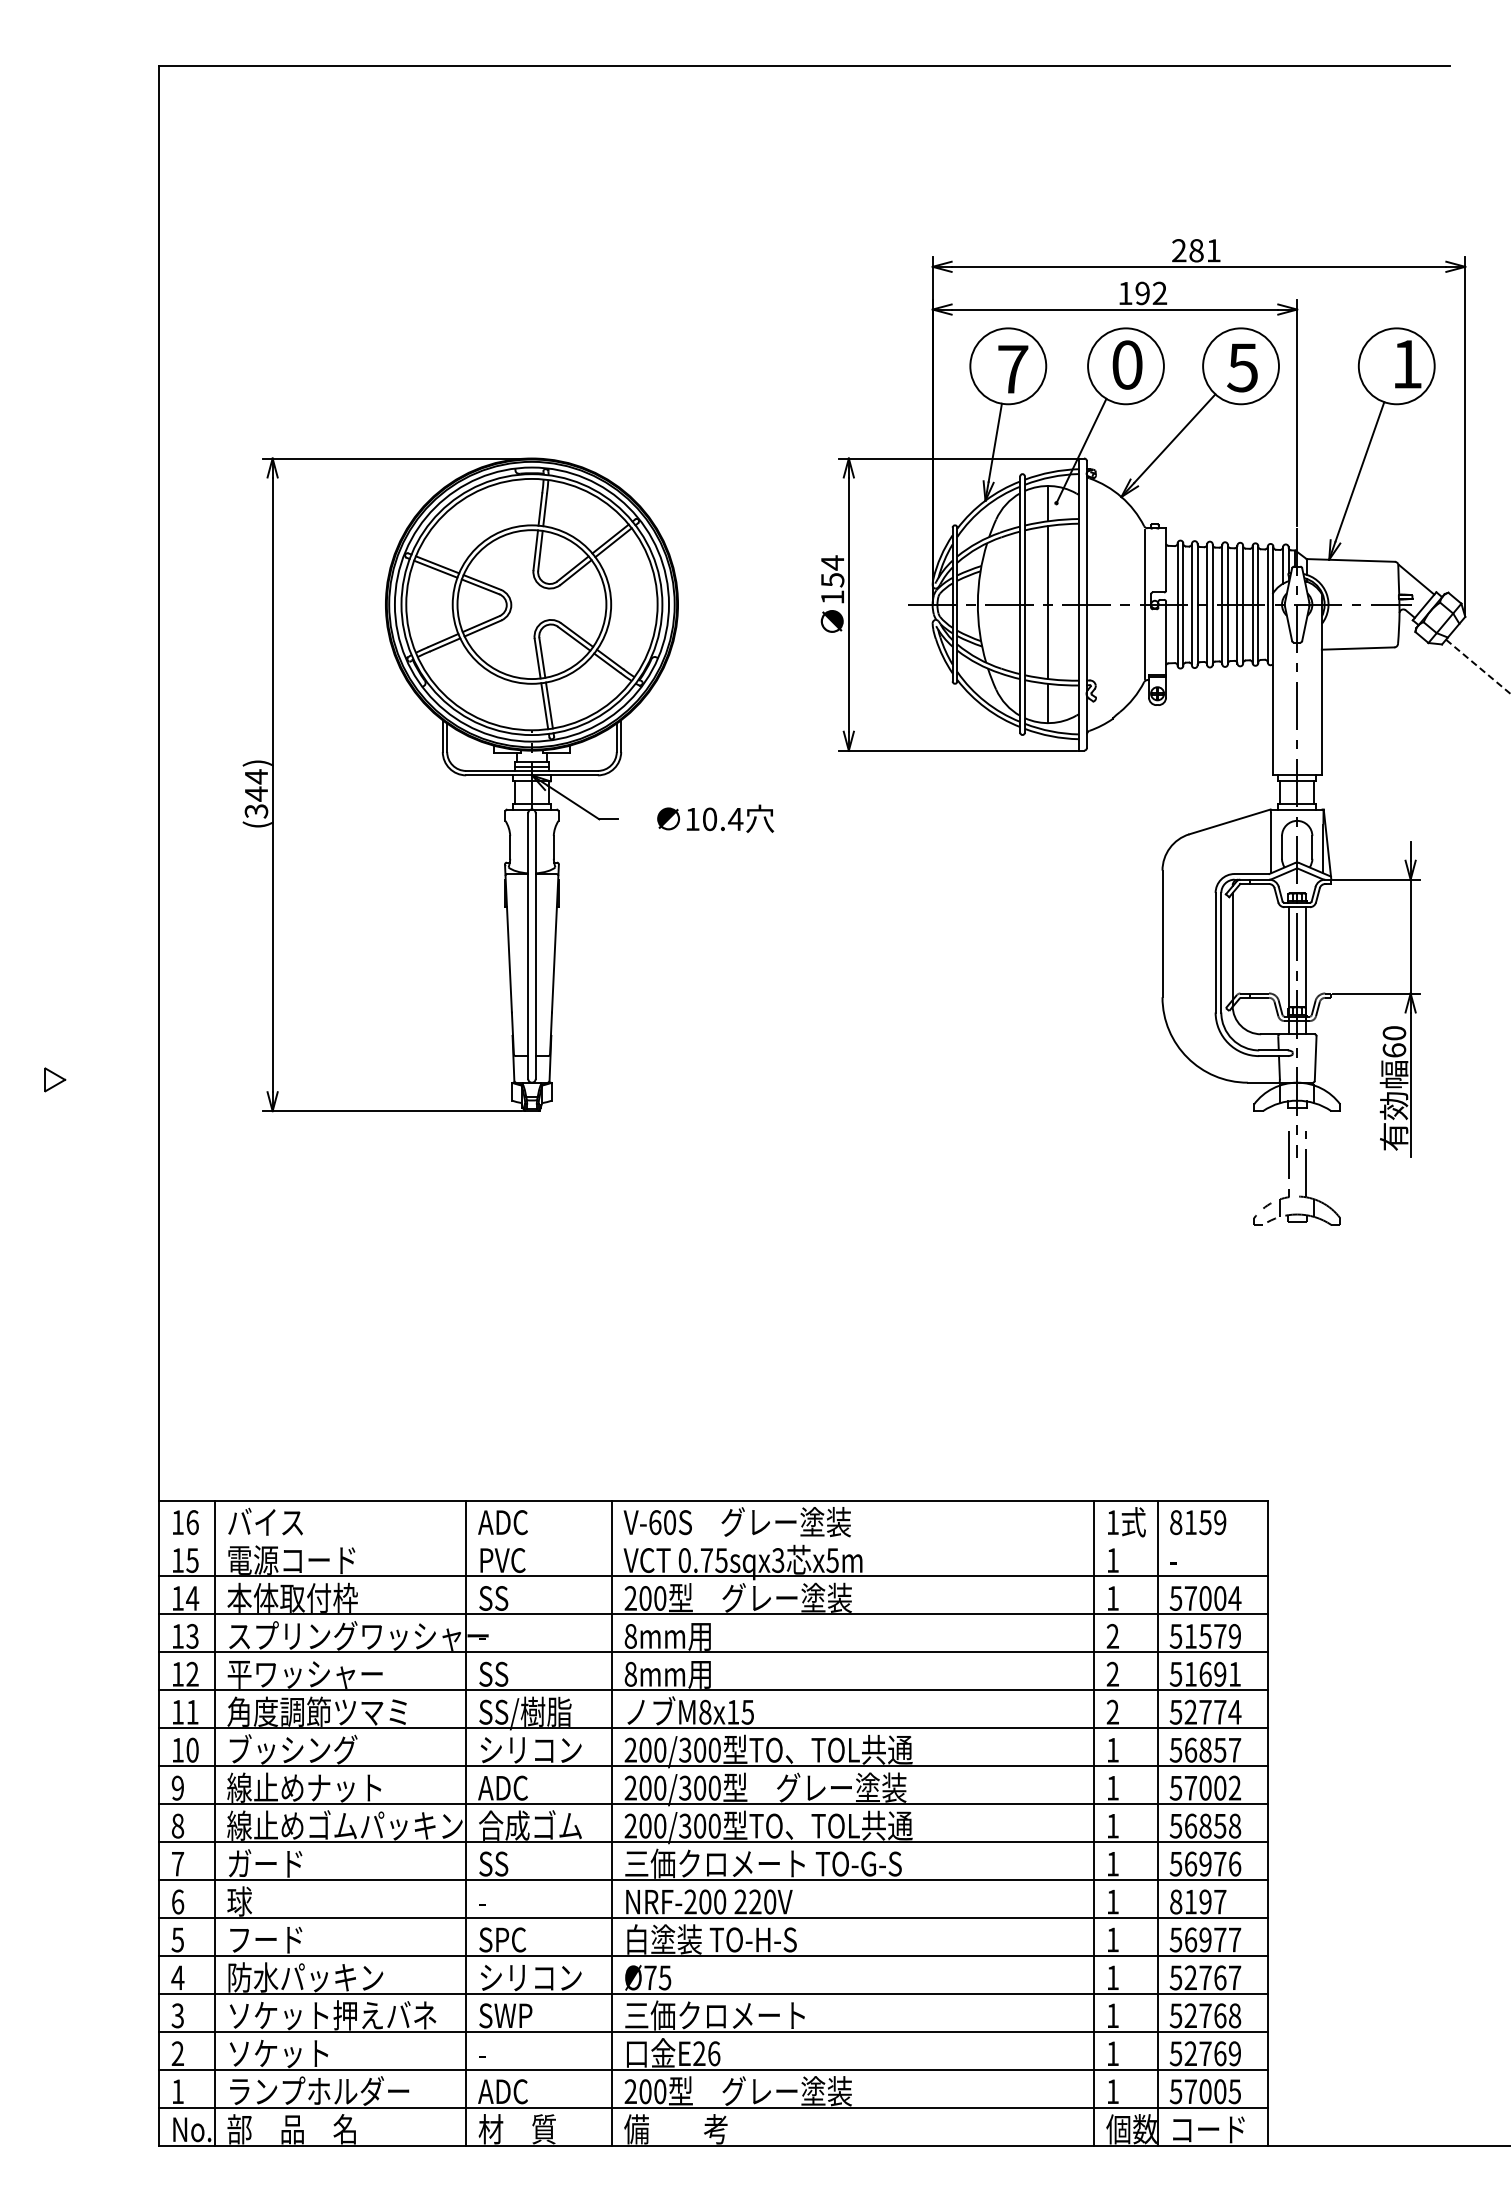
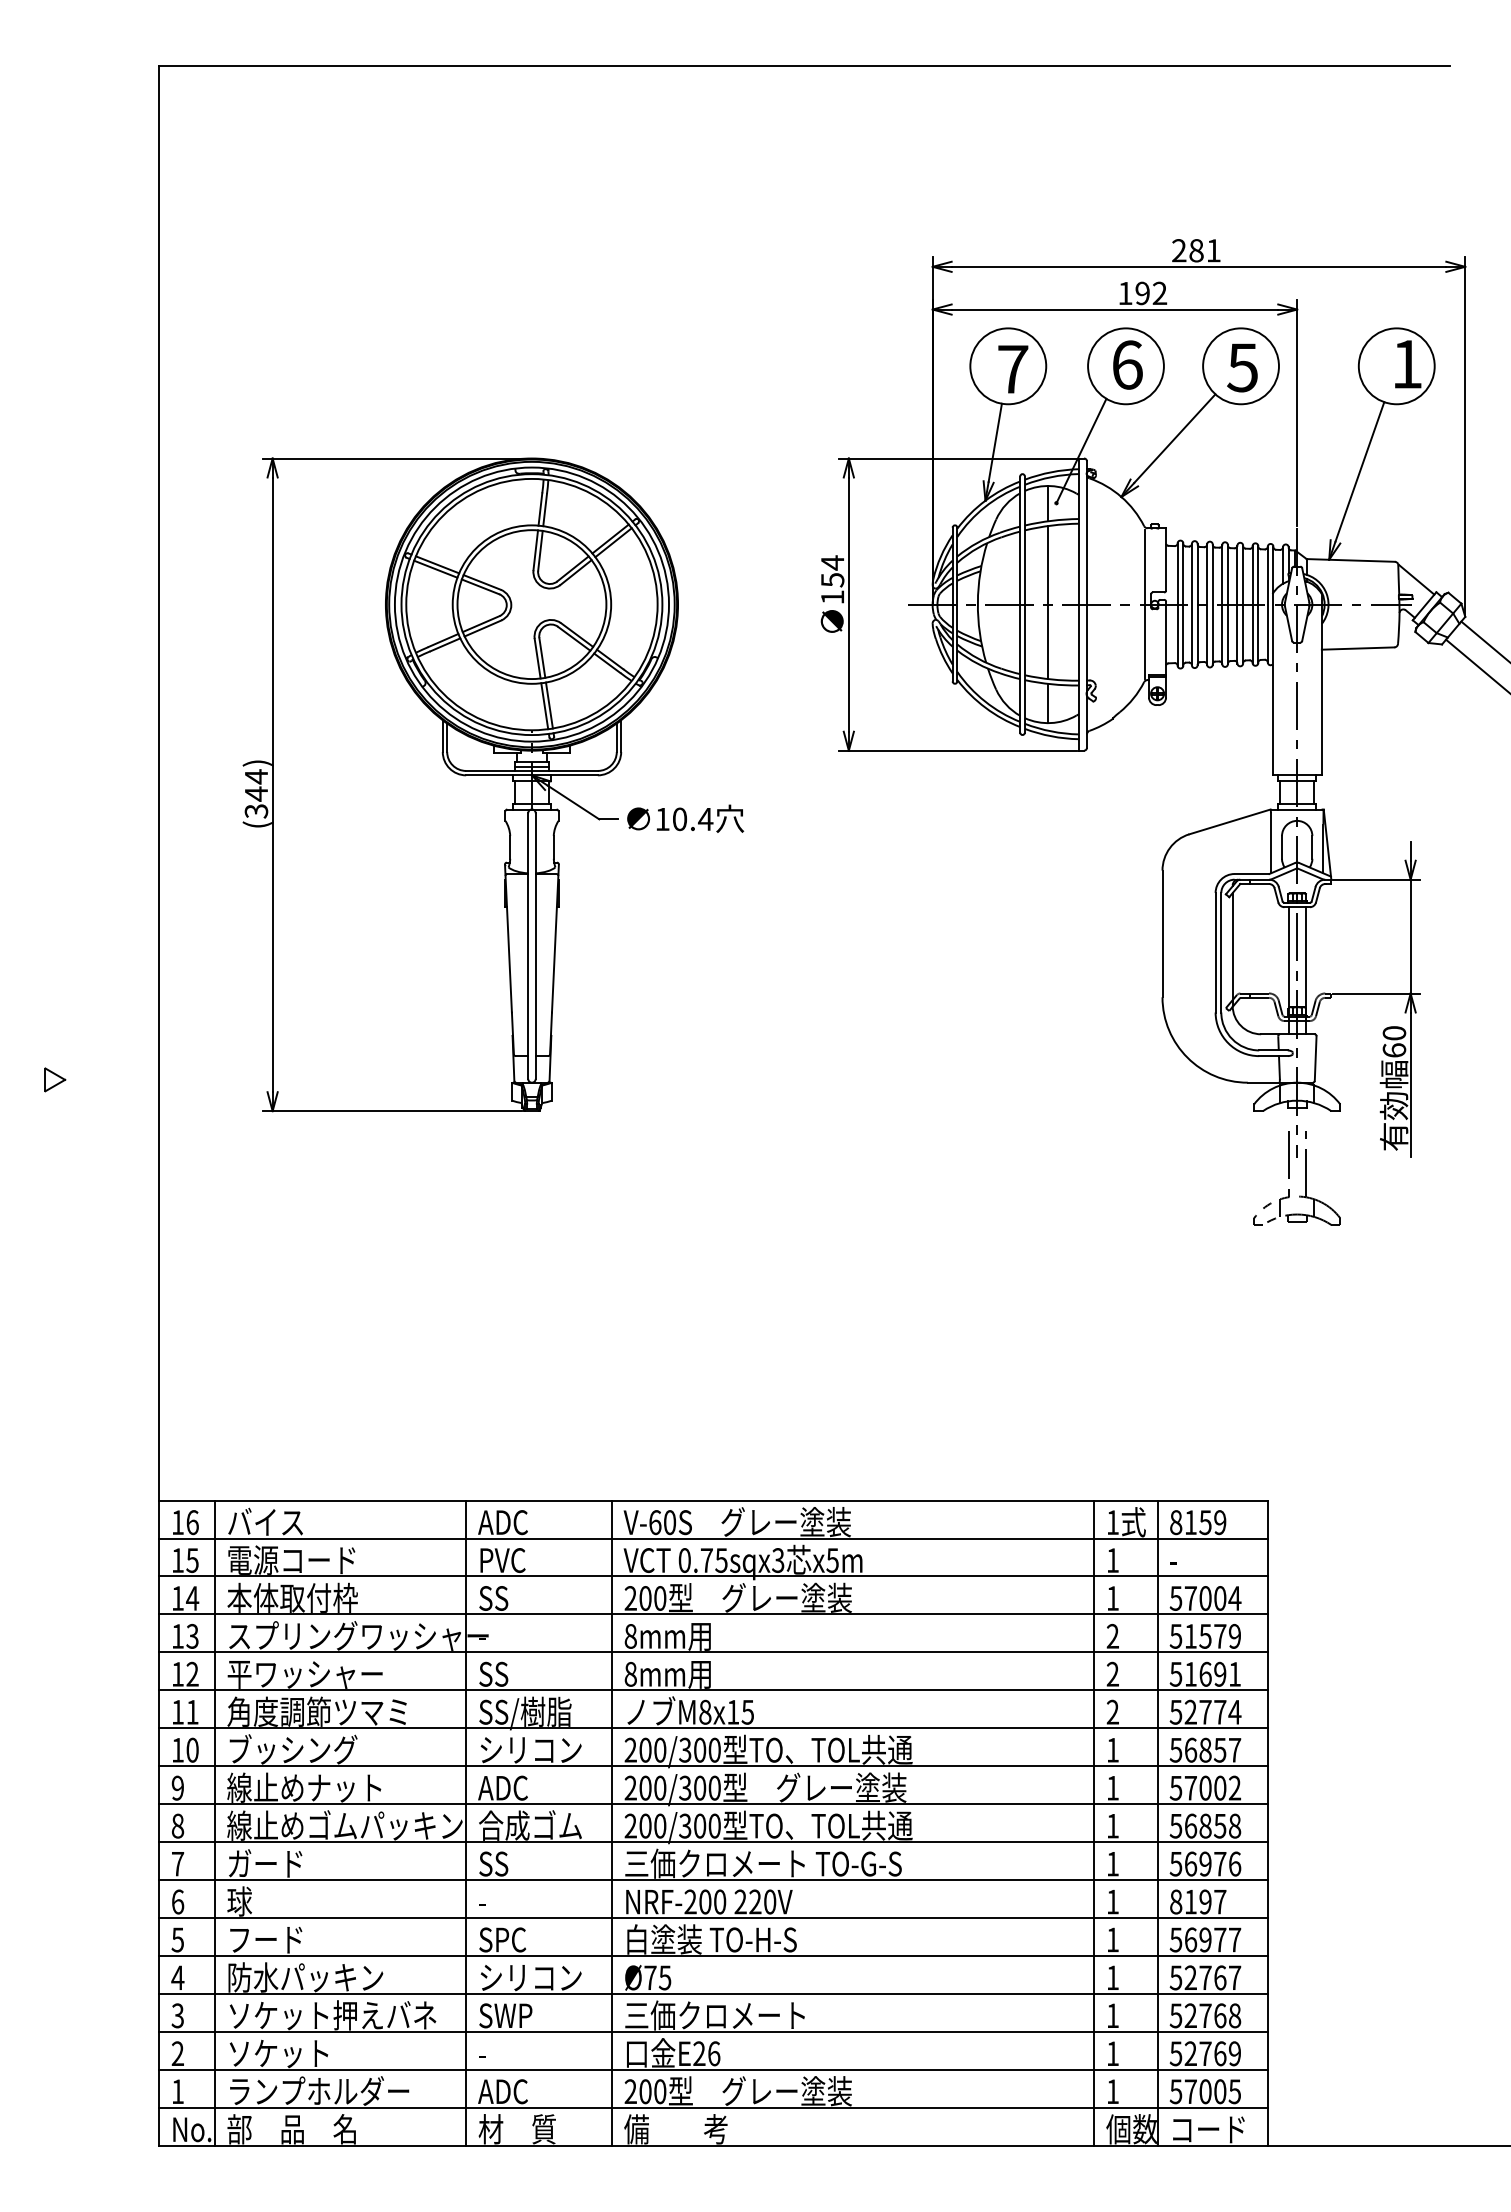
text: 0 -> 6 (1127, 364)
line: none -> present (1484, 640)
line: dashed -> solid (1478, 667)
text position: (715, 818) -> (685, 818) (685, 818)
line: none -> present (713, 1538)
